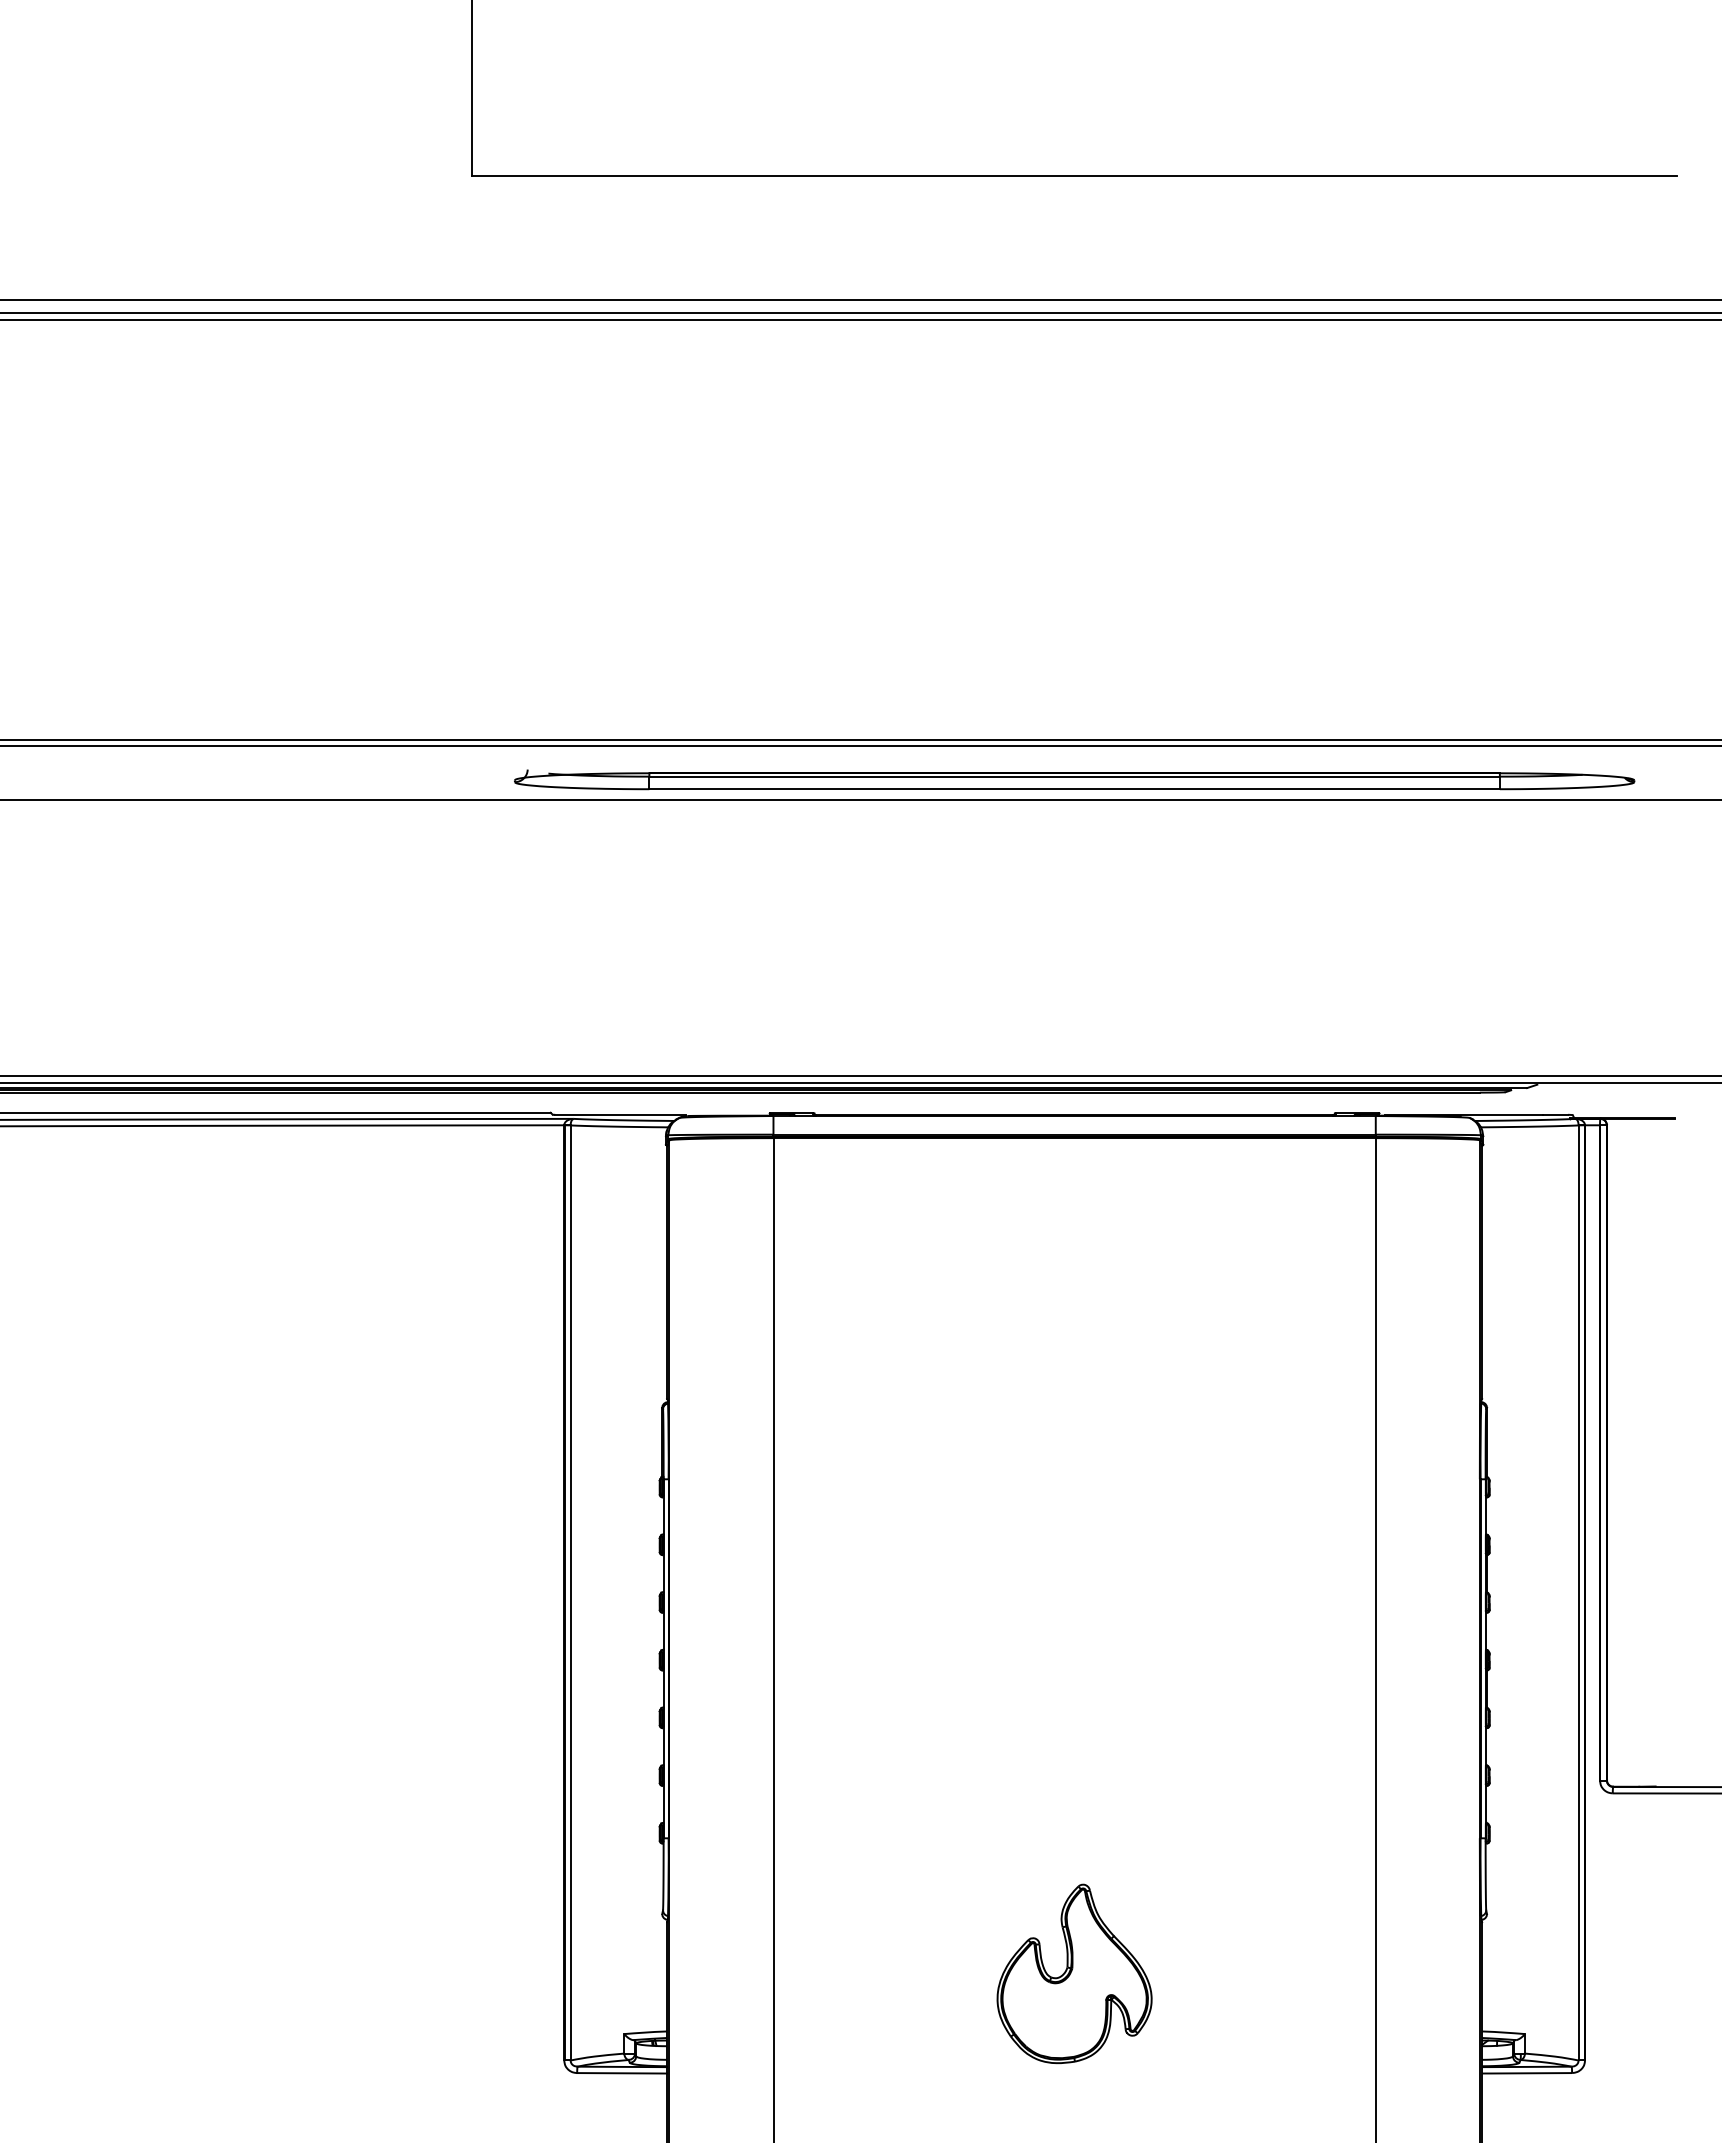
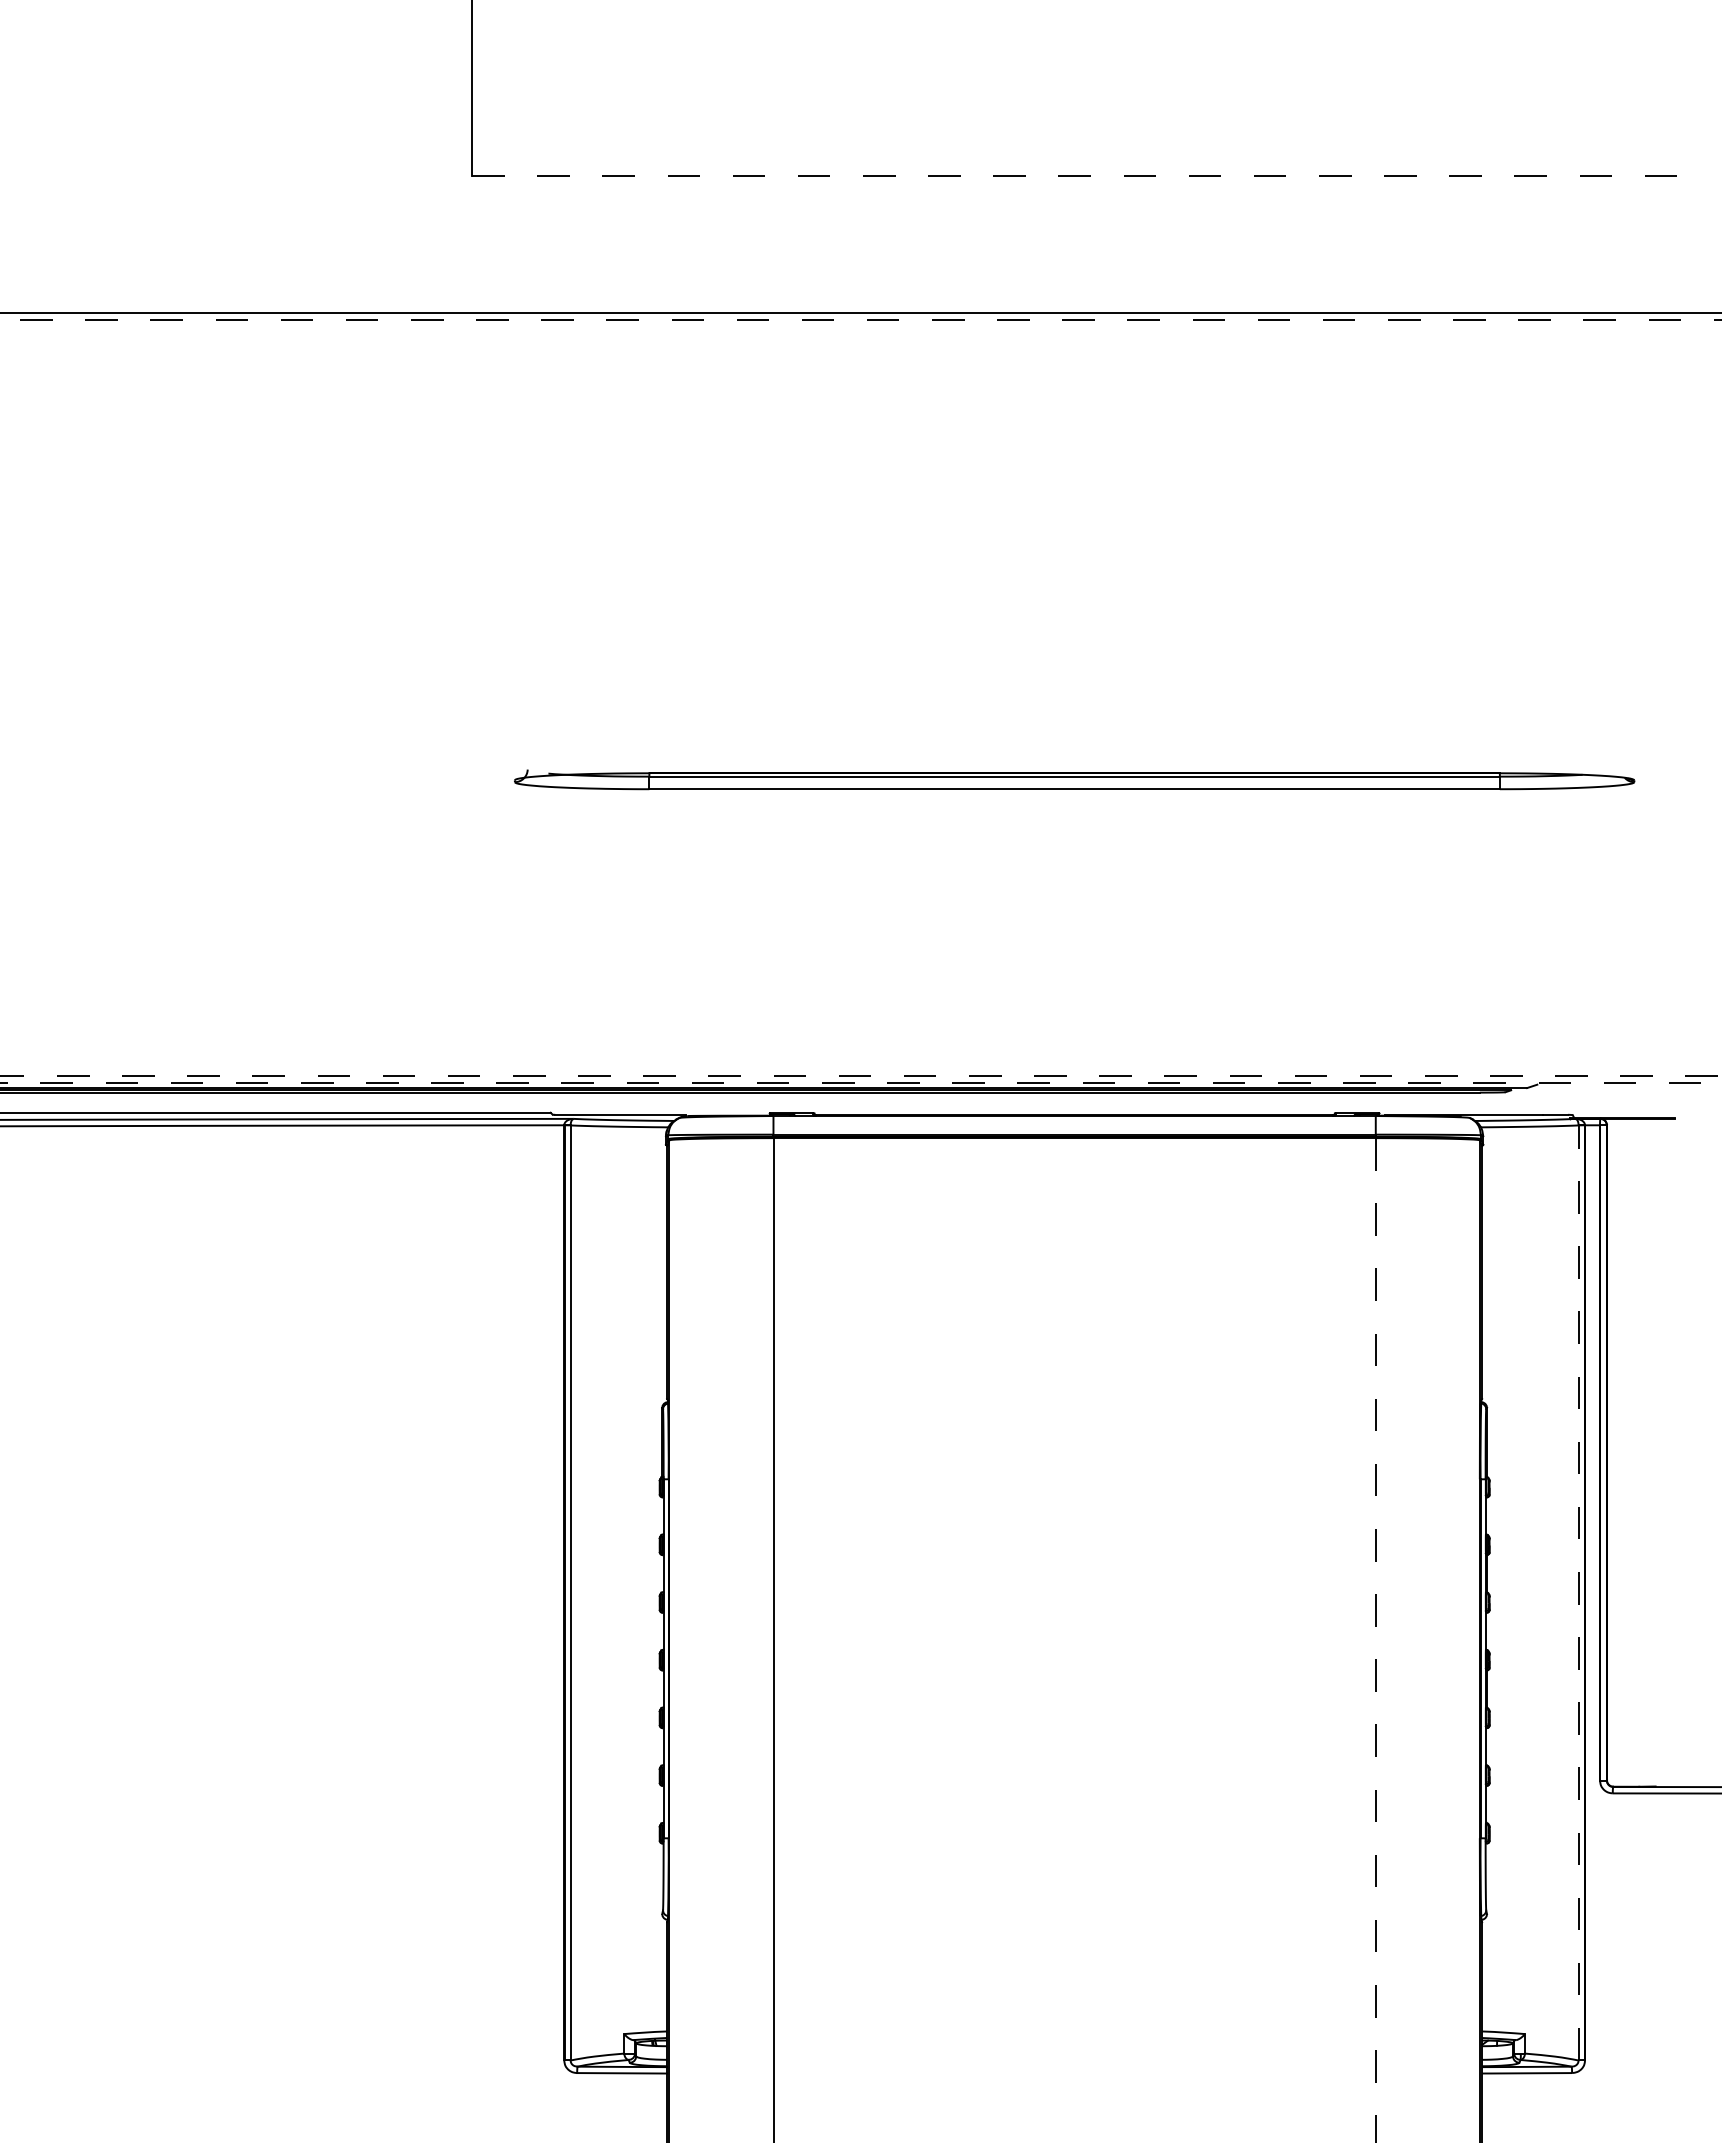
line: solid -> dashed (1074, 175)
line: present -> none (860, 300)
line: solid -> dashed (860, 319)
line: present -> none (860, 739)
line: present -> none (860, 746)
line: present -> none (860, 799)
line: solid -> dashed (860, 1076)
line: solid -> dashed (861, 1082)
line: solid -> dashed (1578, 1592)
line: solid -> dashed (1375, 1640)
part: present -> none (1074, 1973)
